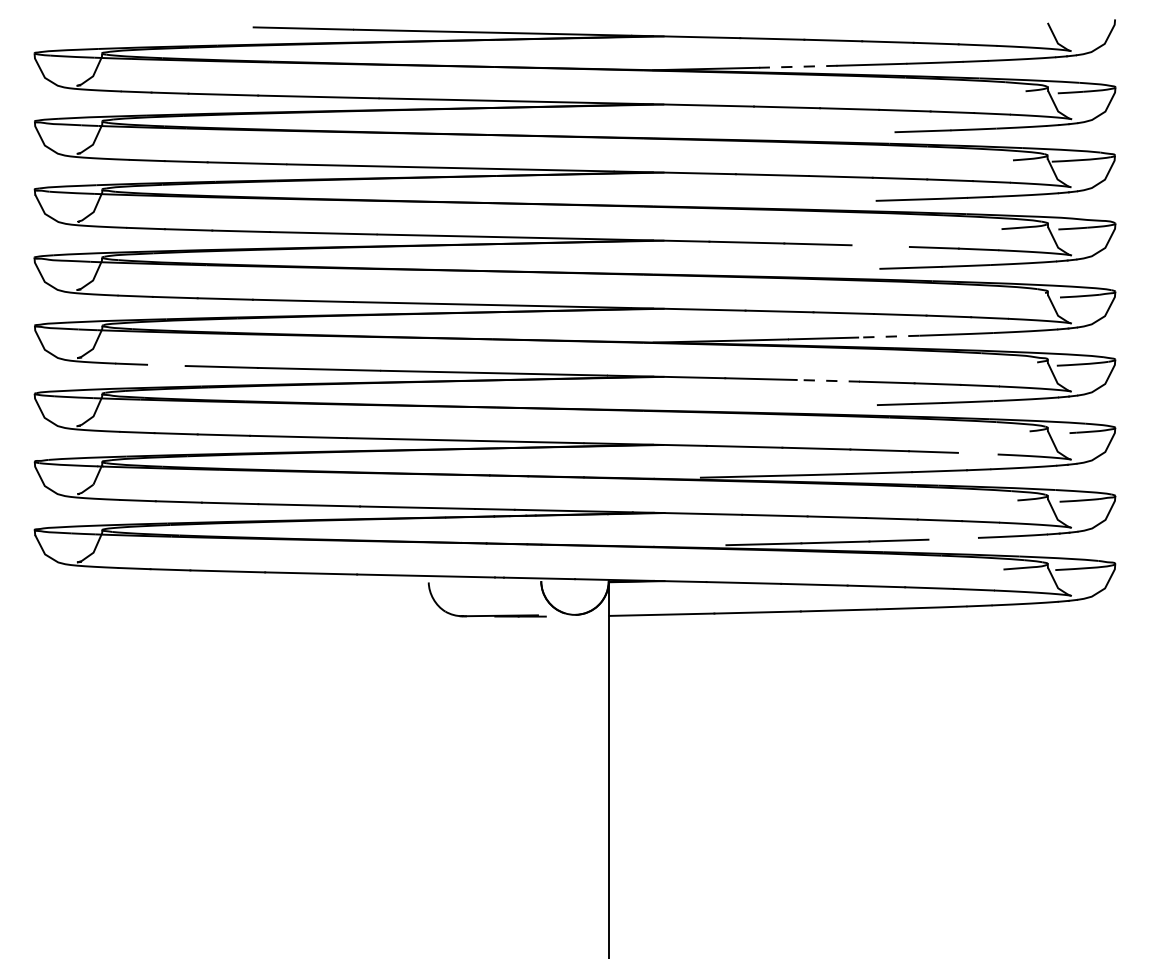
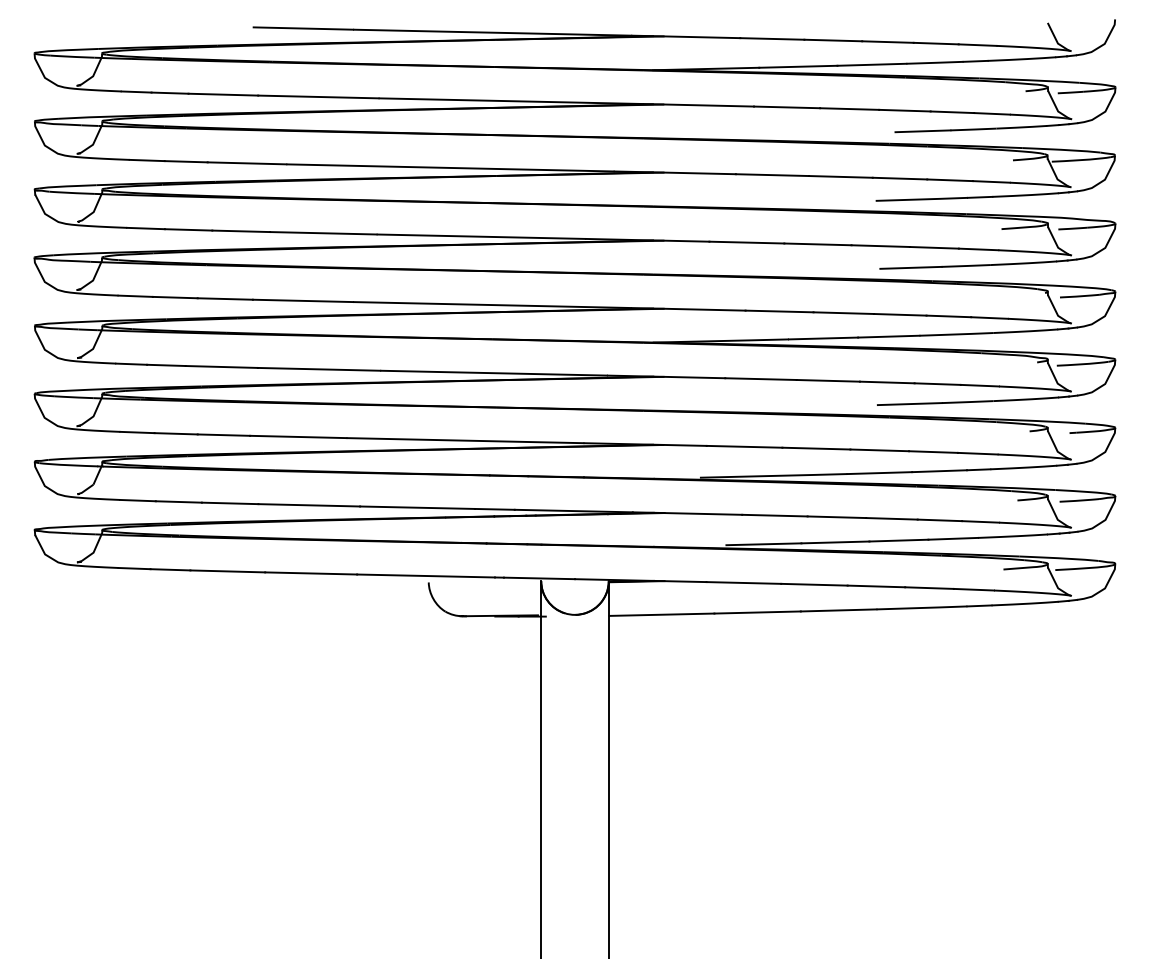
line: dashed -> solid (797, 66)
line: none -> present (880, 246)
line: dashed -> solid (888, 336)
line: none -> present (166, 365)
line: dashed -> solid (828, 380)
line: none -> present (977, 453)
line: none -> present (952, 538)
line: none -> present (541, 768)
